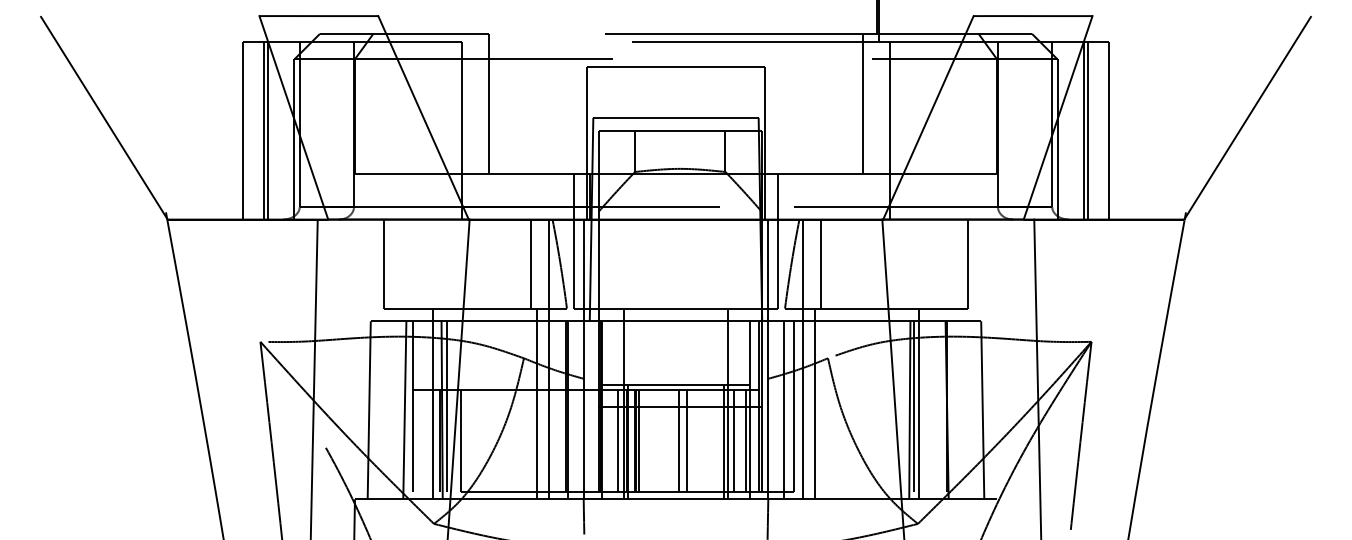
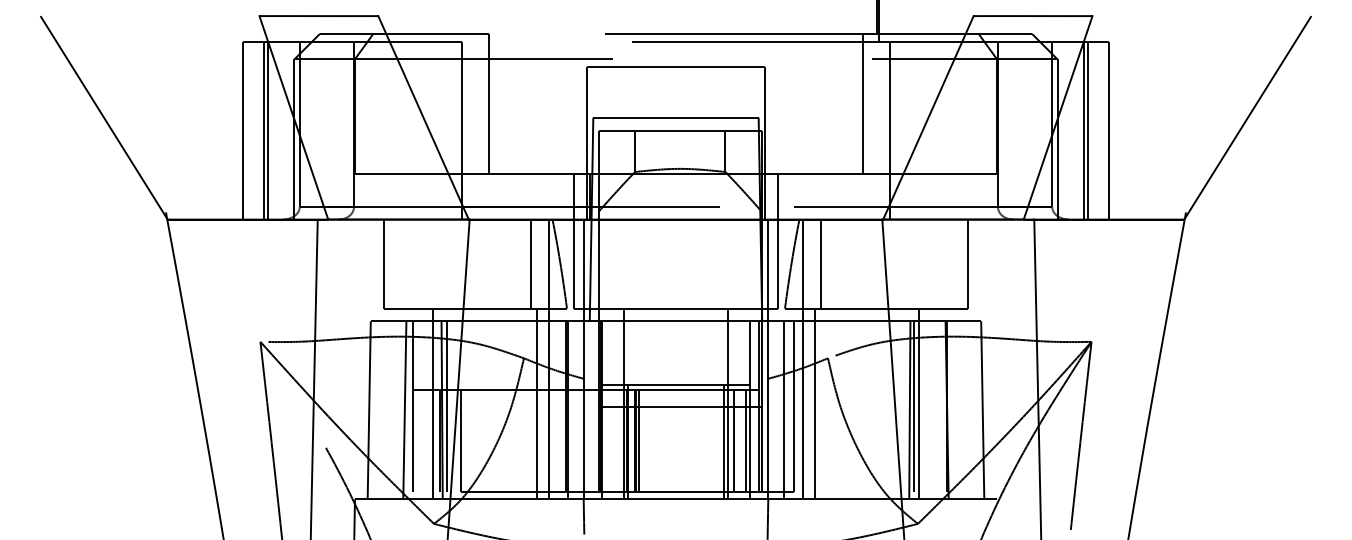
line: present -> none (618, 440)
line: present -> none (678, 440)
line: present -> none (686, 440)
